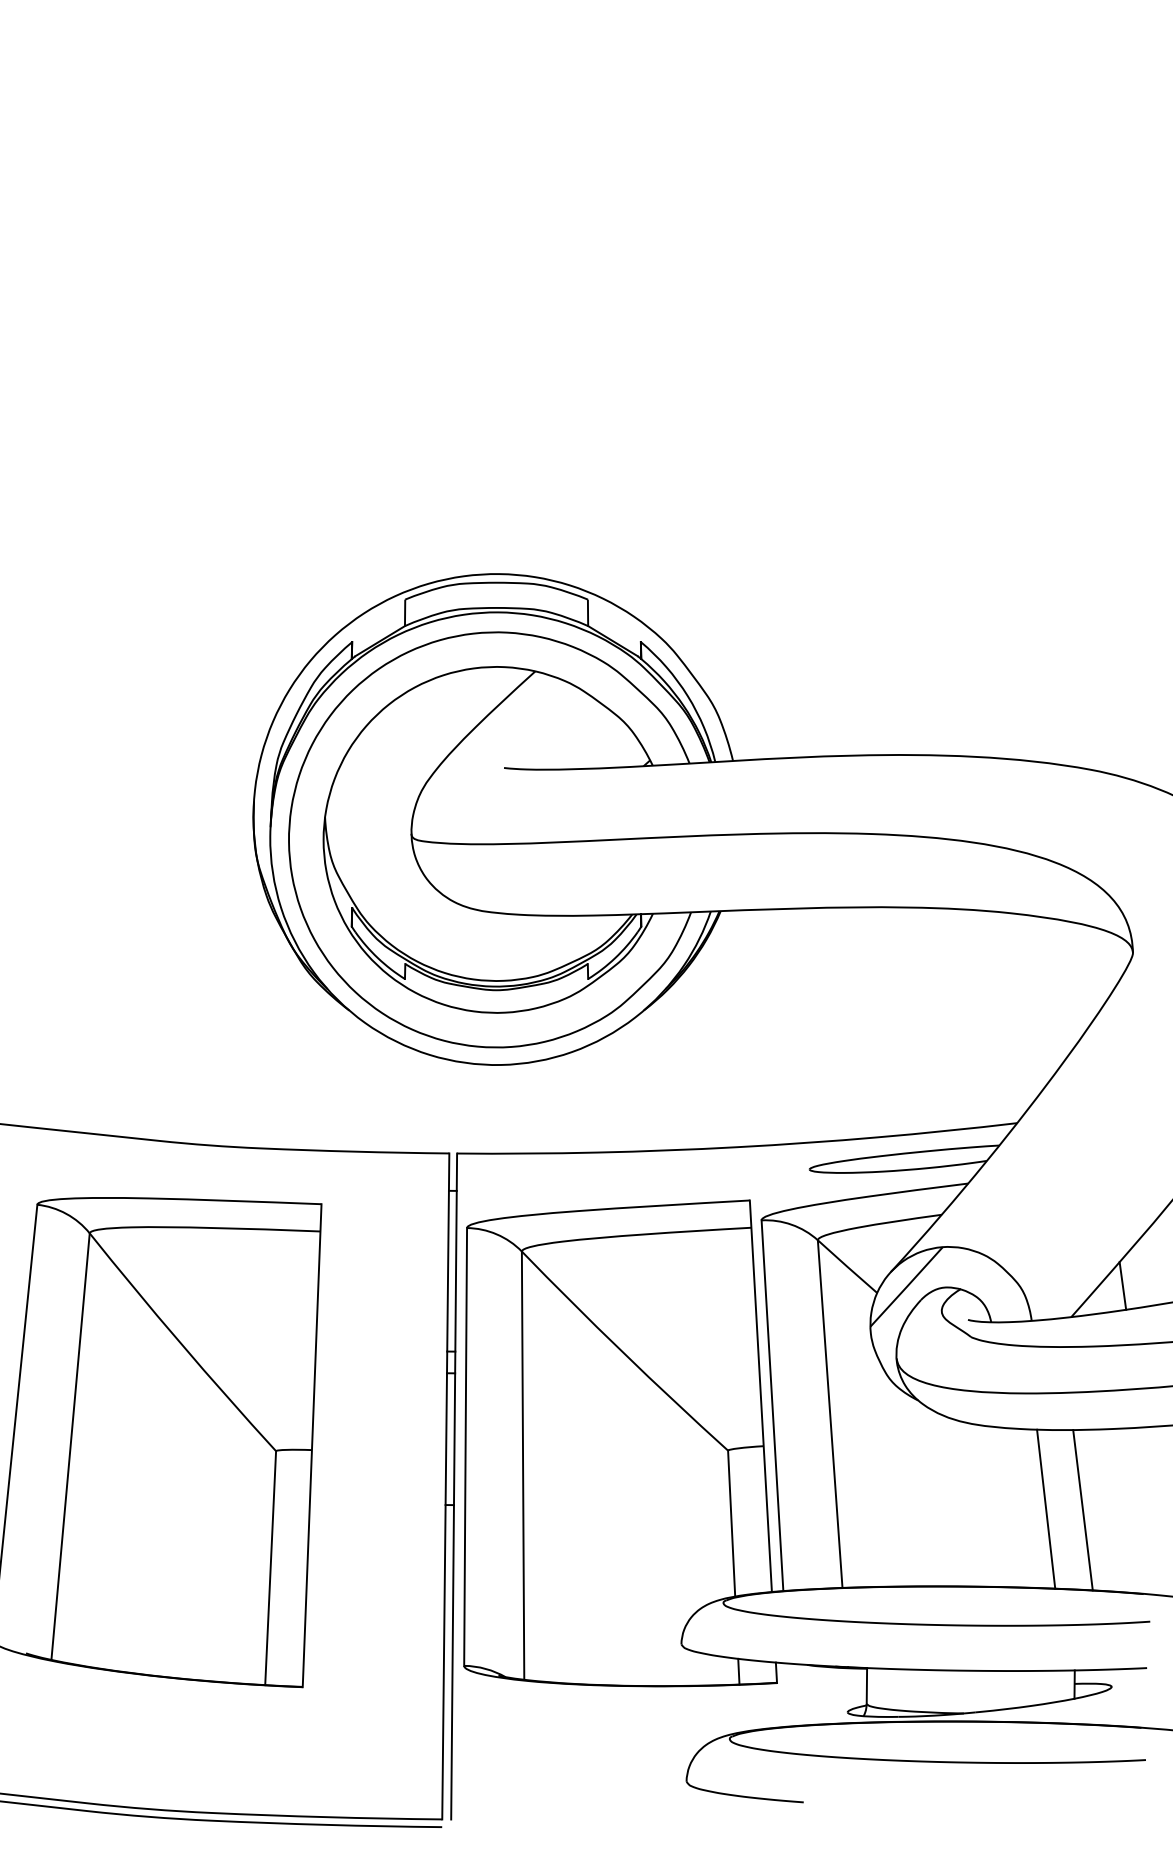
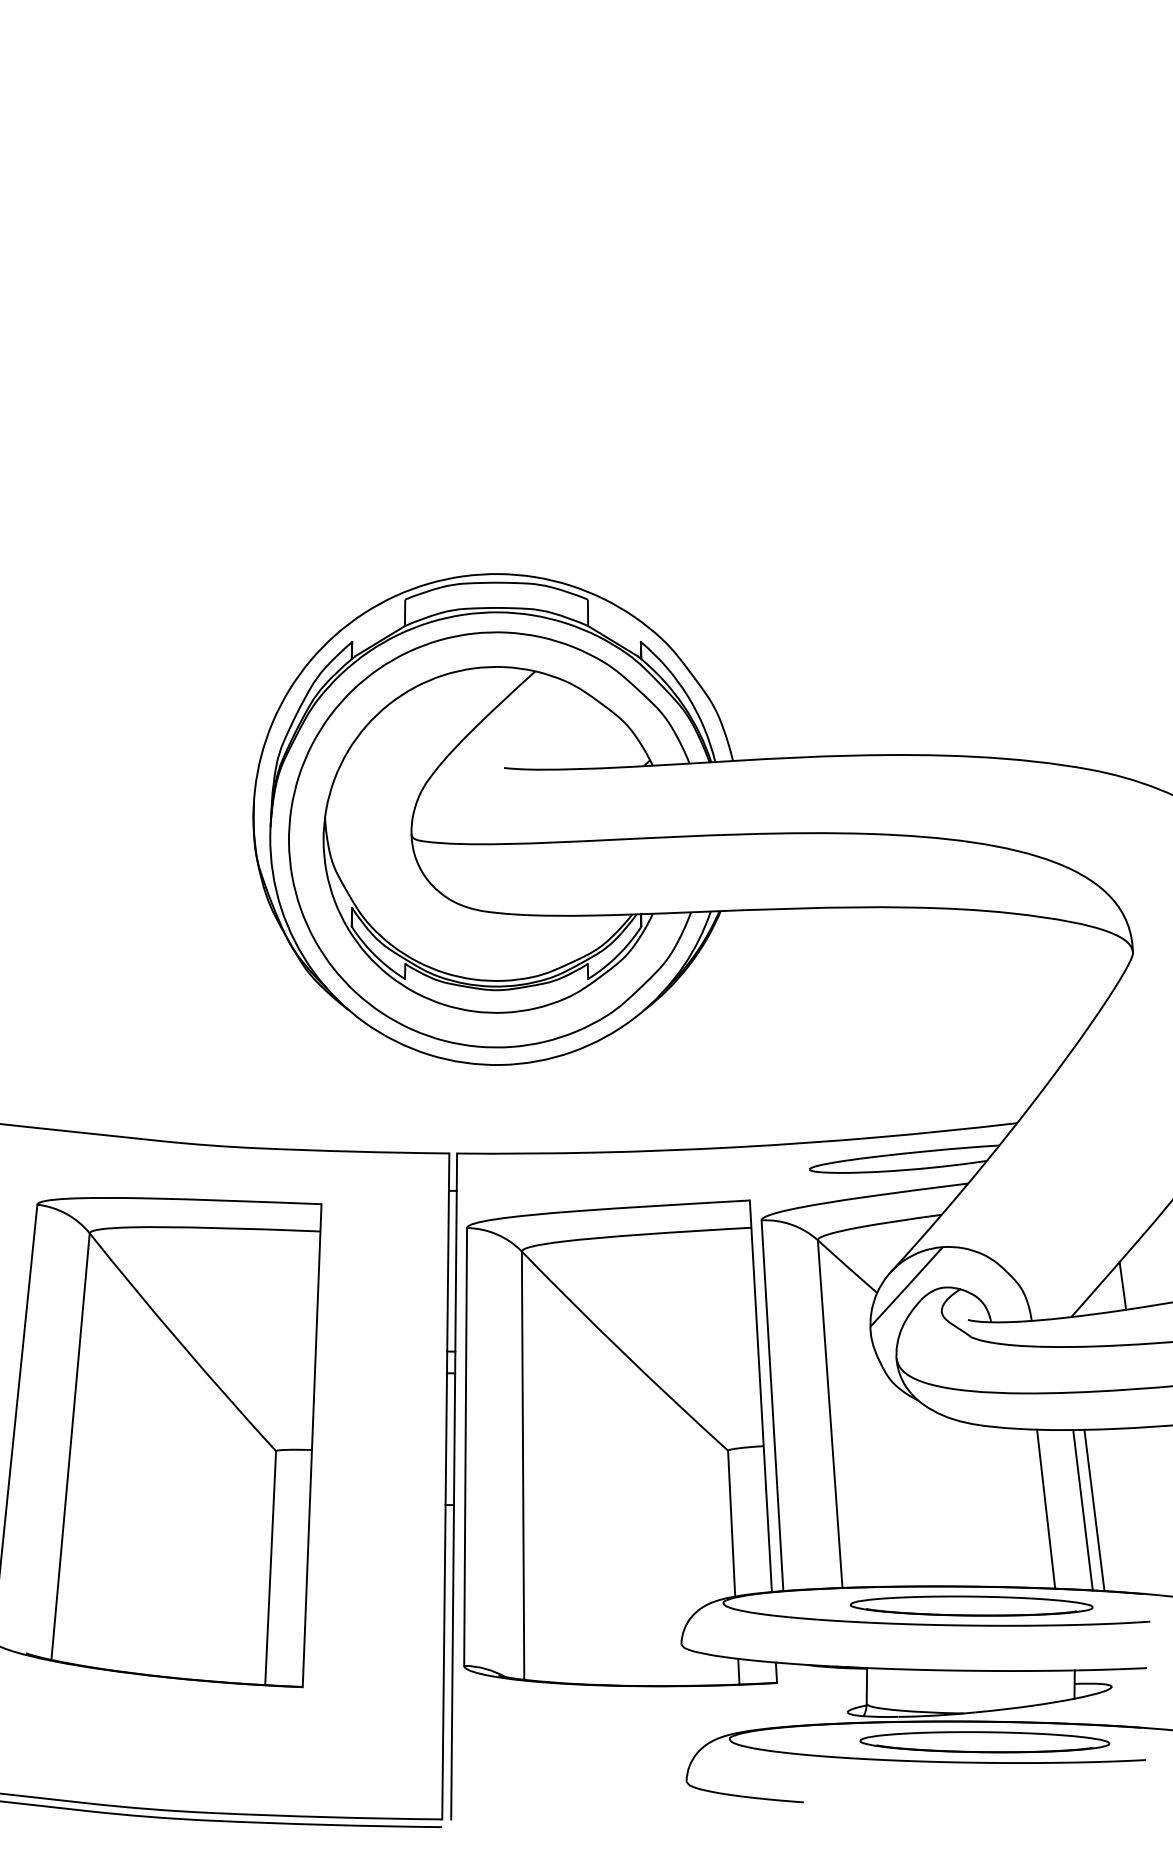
line: none -> present (1094, 1510)
part: none -> present (971, 1605)
part: none -> present (984, 1742)
